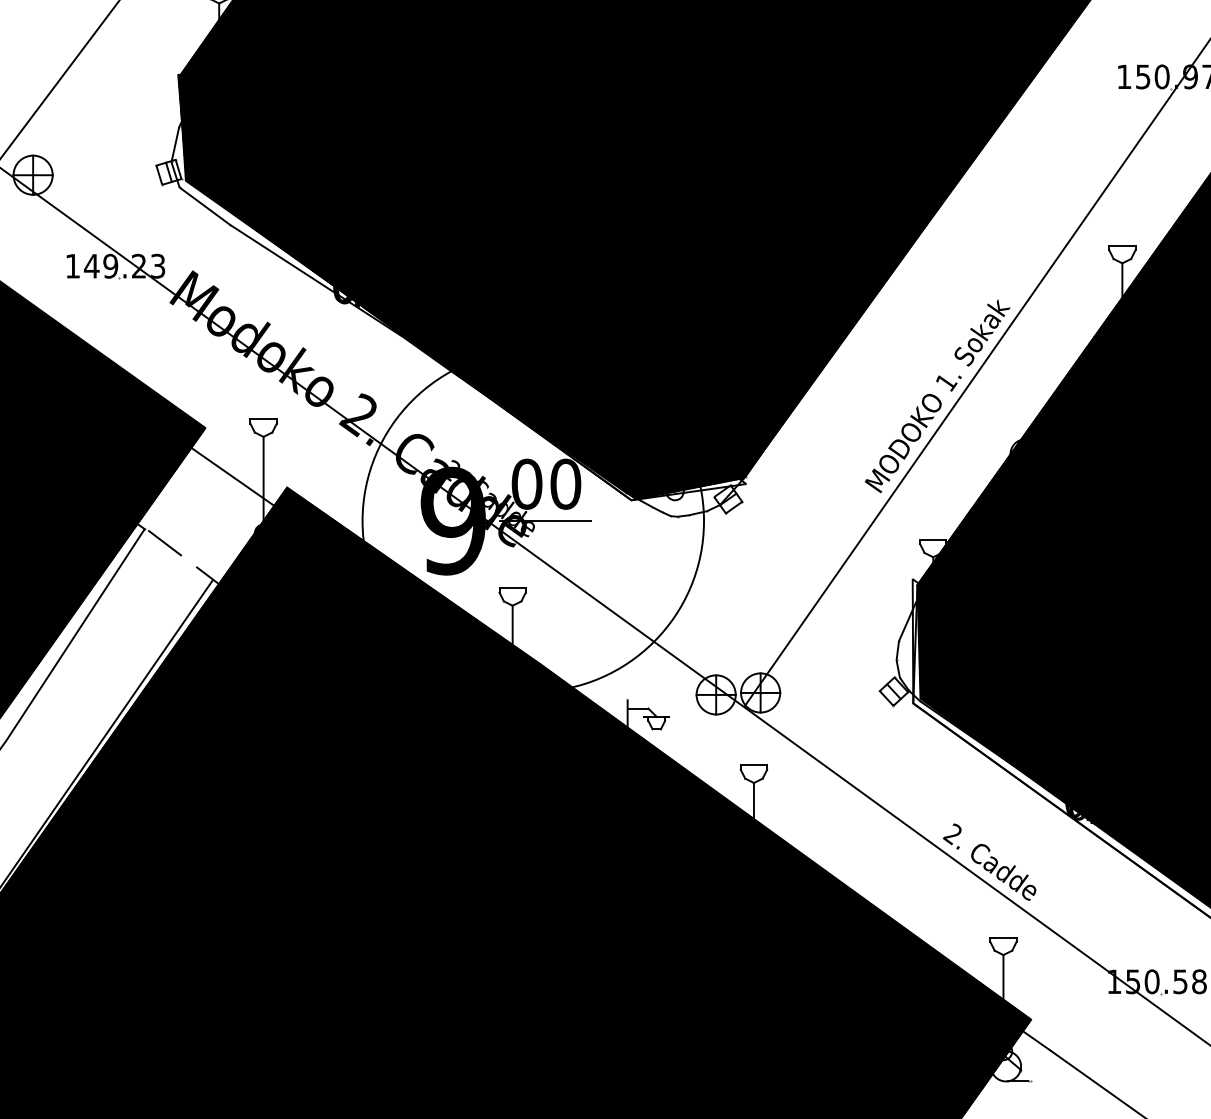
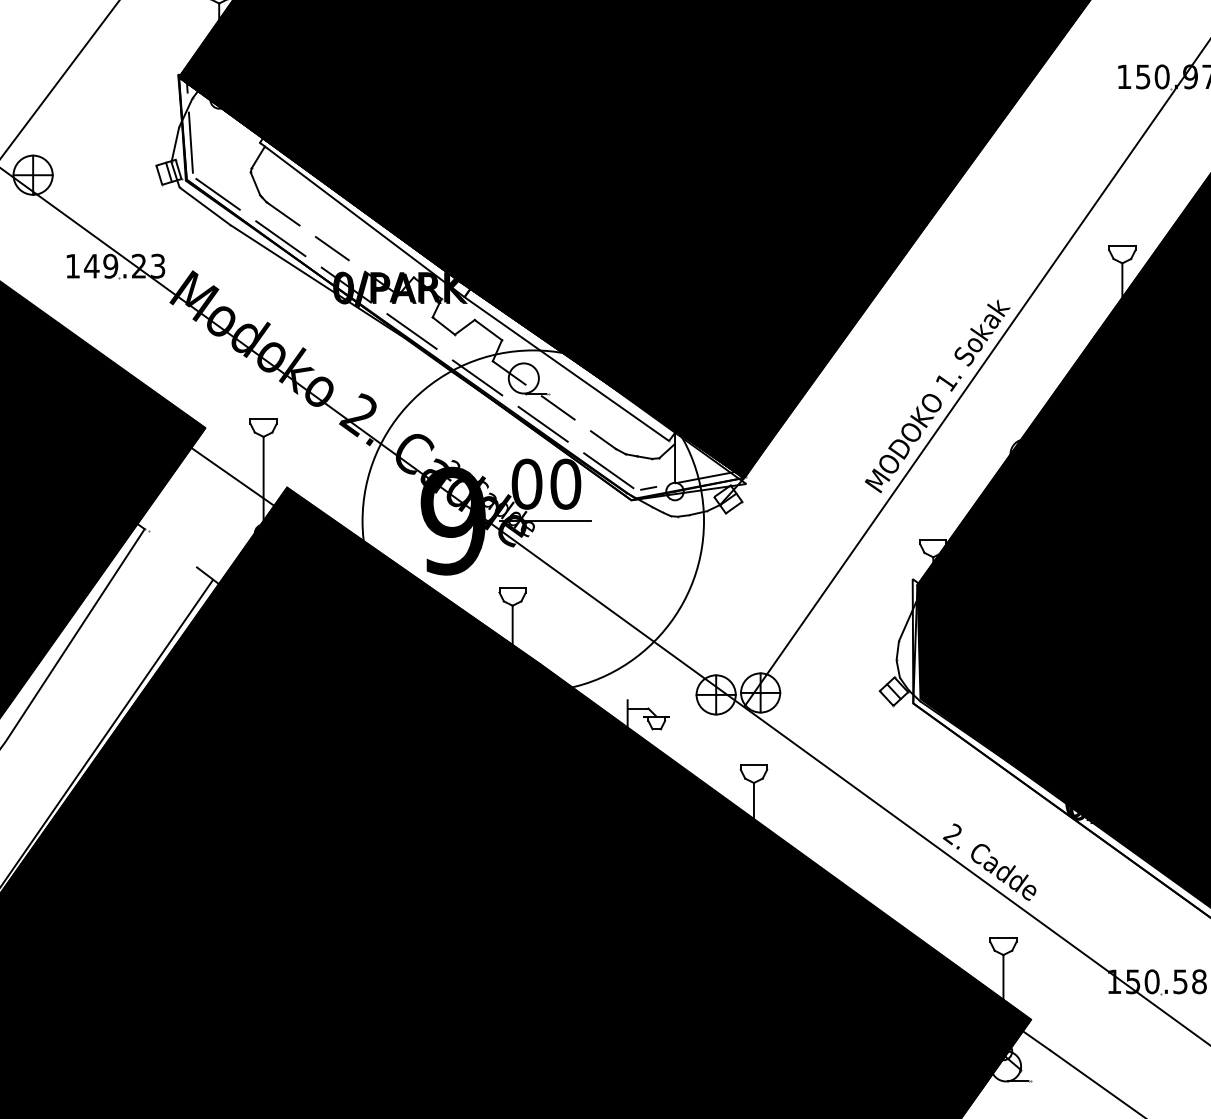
fill: present -> none (461, 287)
line: present -> none (165, 543)
